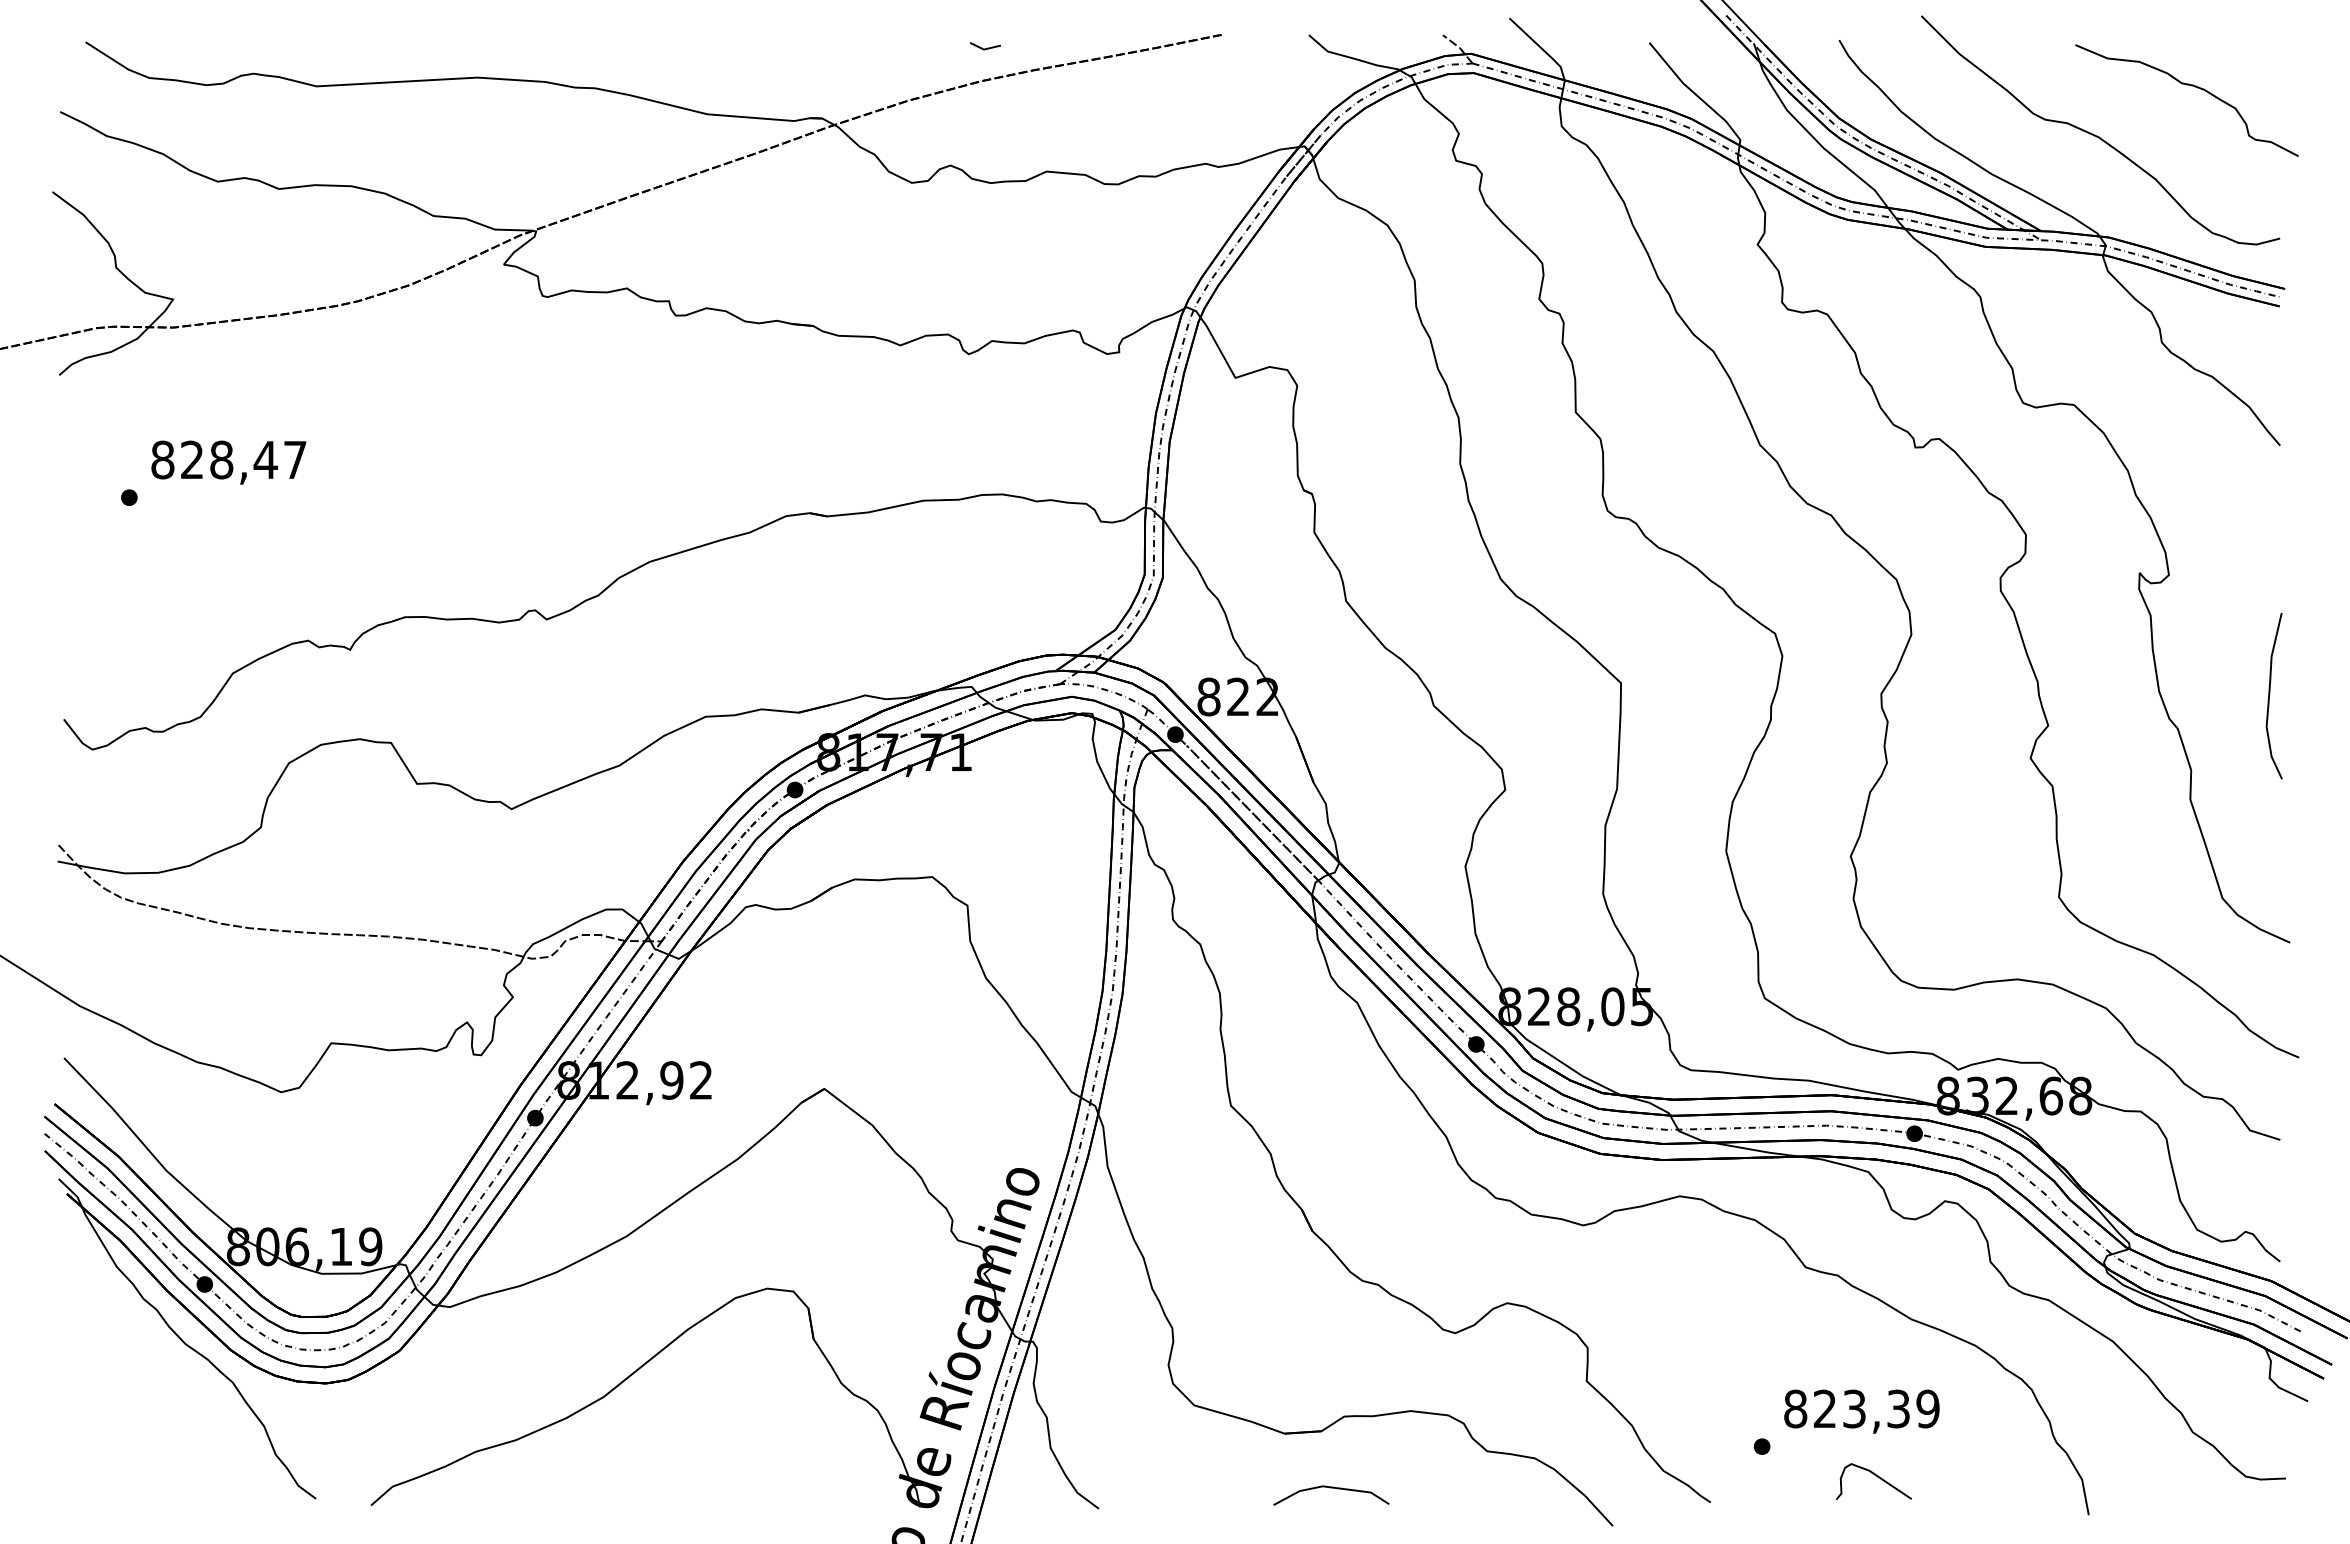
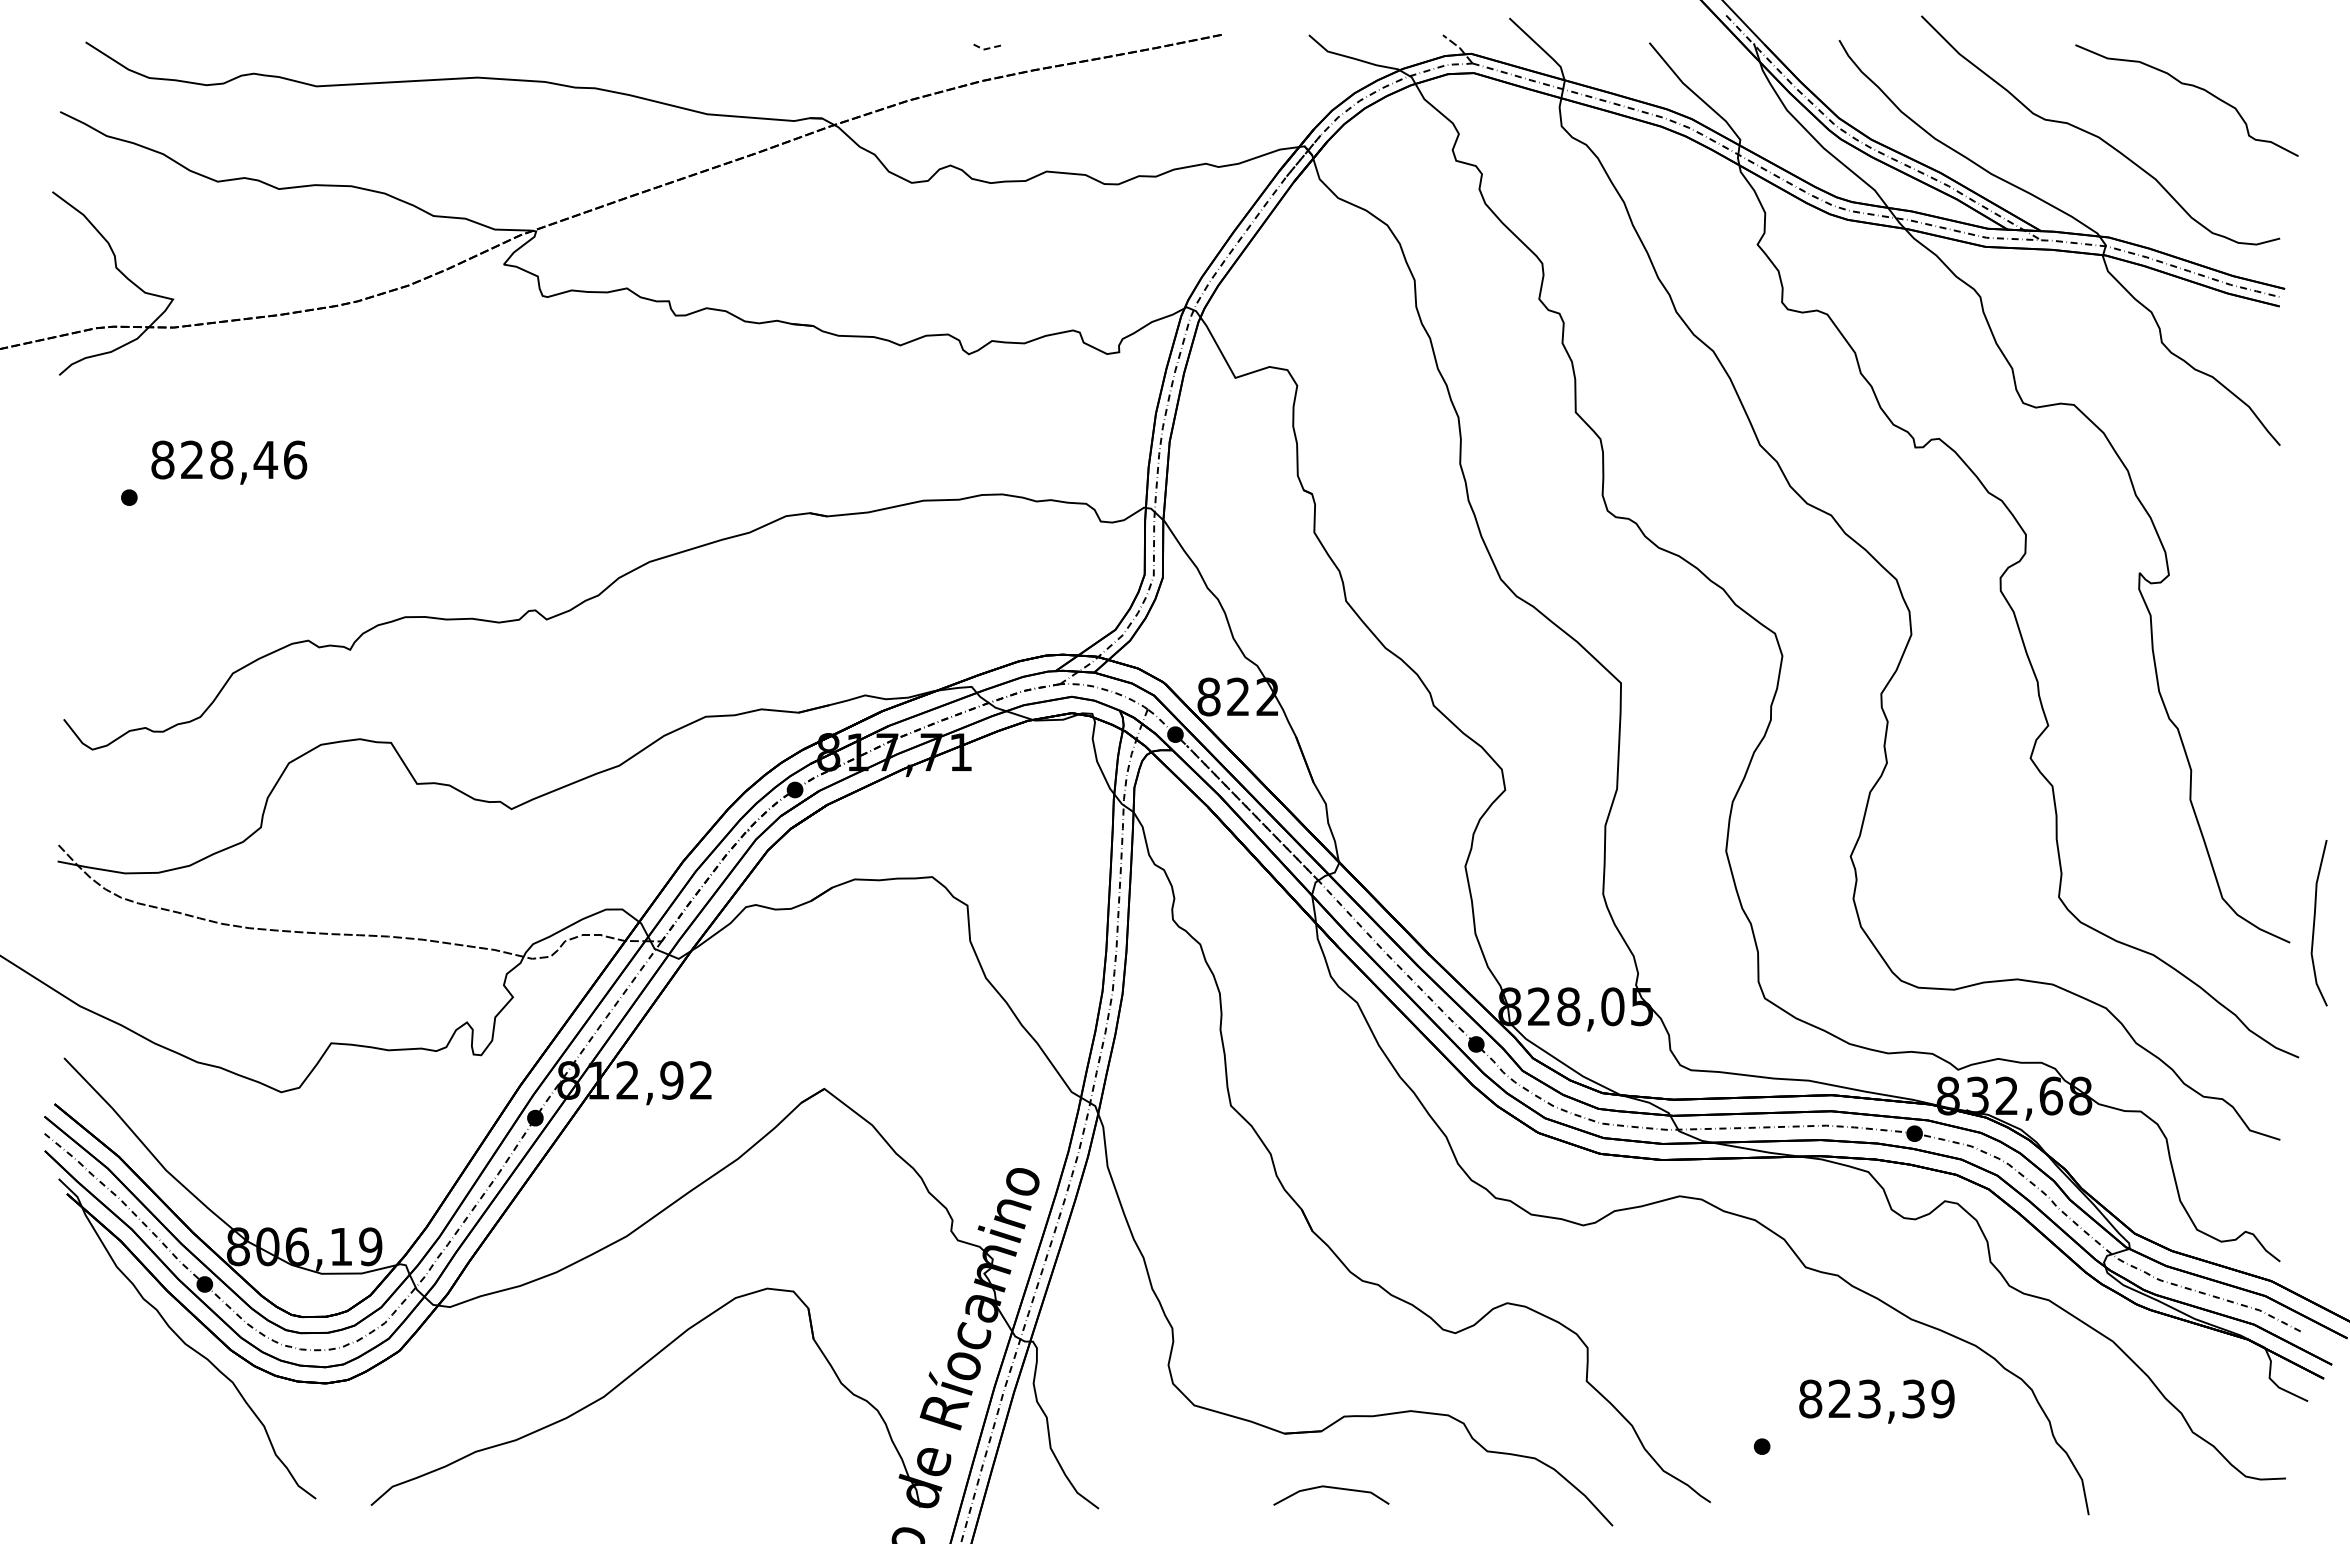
line: solid -> dashed (983, 49)
text: 828,47 -> 828,46 (295, 459)
curve position: (2270, 694) -> (2315, 921) (2315, 921)
text position: (1861, 1411) -> (1876, 1401) (1876, 1401)
curve: present -> none (1877, 1477)
